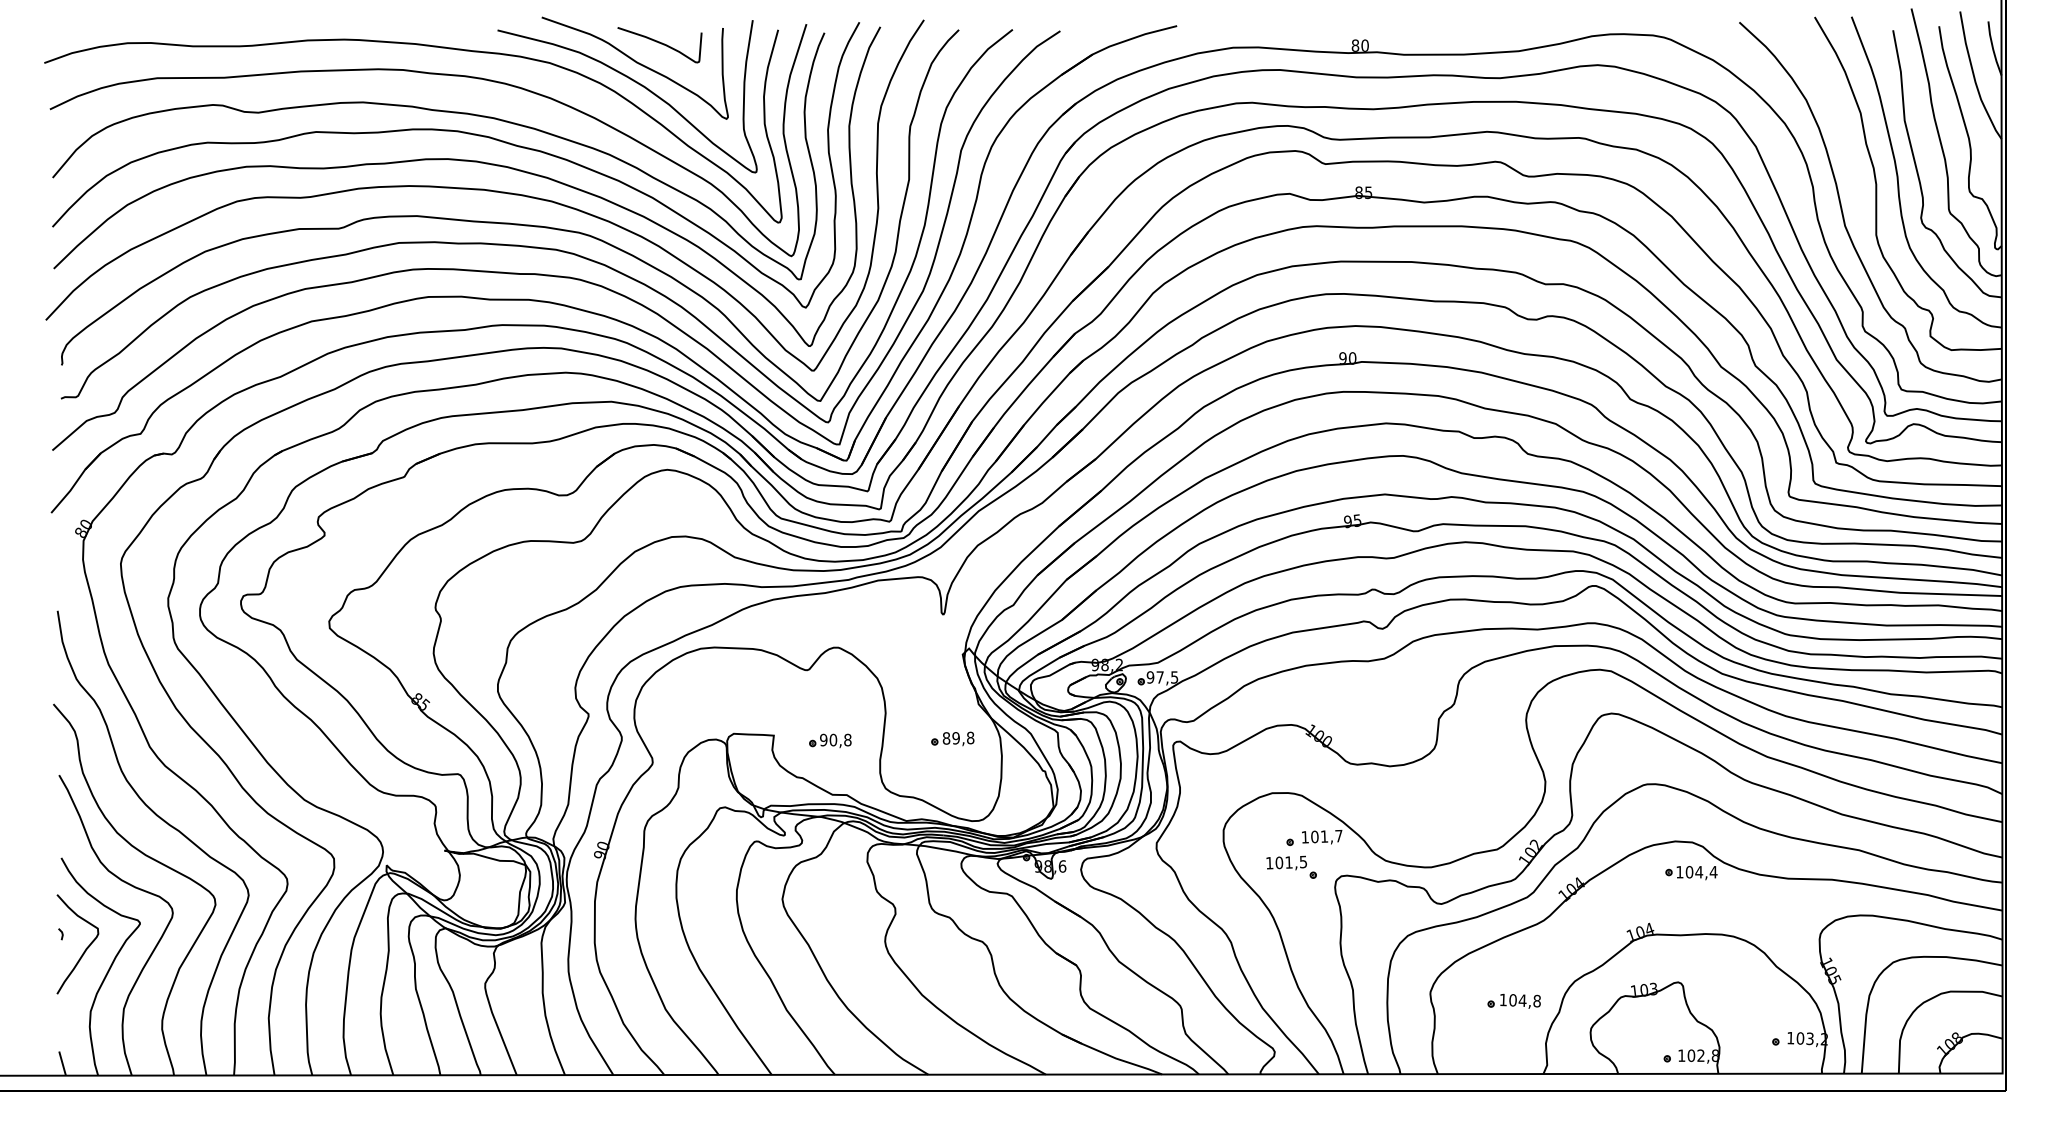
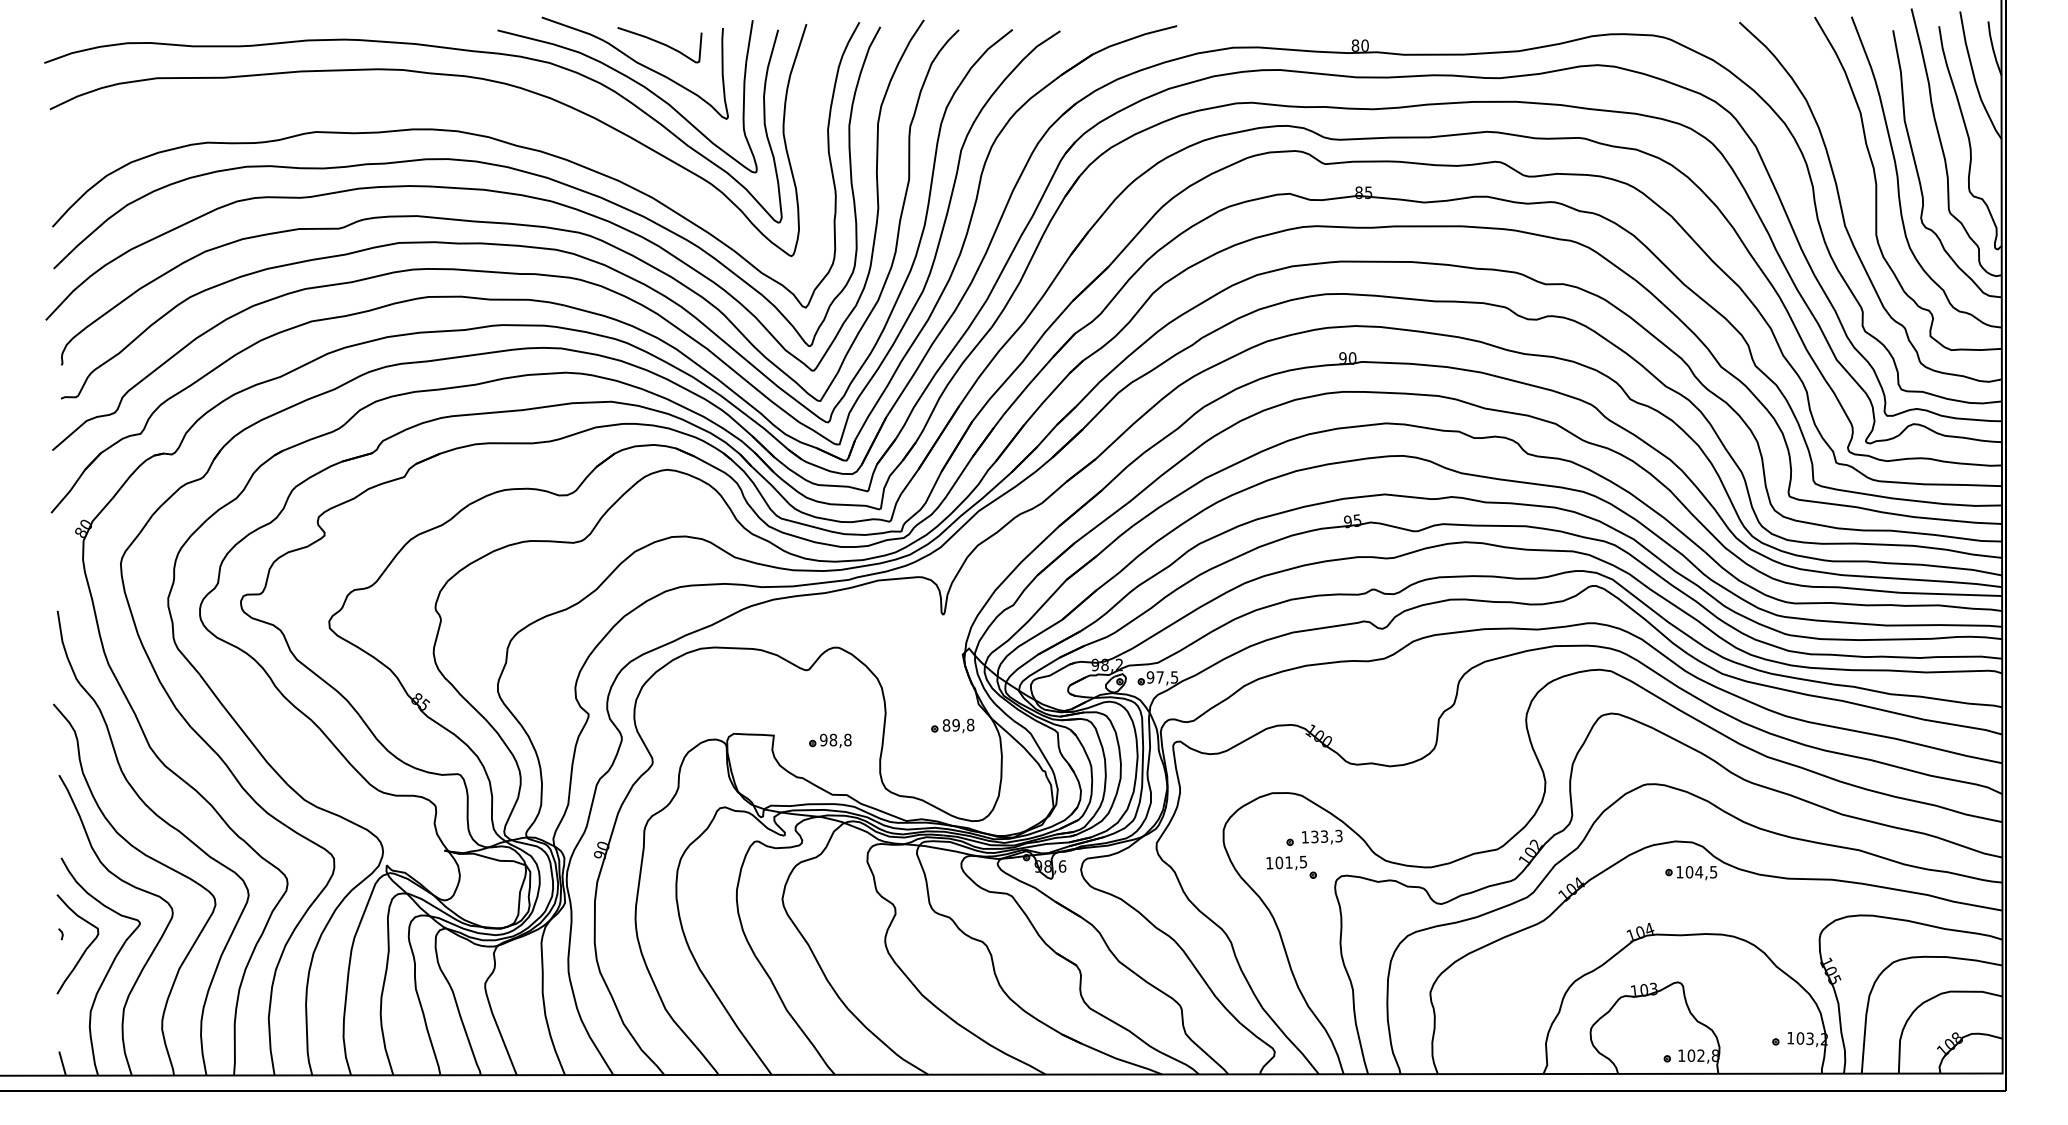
curve: present -> none (443, 112)
part position: (952, 738) -> (952, 725) (952, 725)
text: 90,8 -> 98,8 (833, 739)
text: 101,7 -> 133,3 (1326, 836)
text: 104,4 -> 104,5 (1713, 872)
part: present -> none (1513, 1000)
